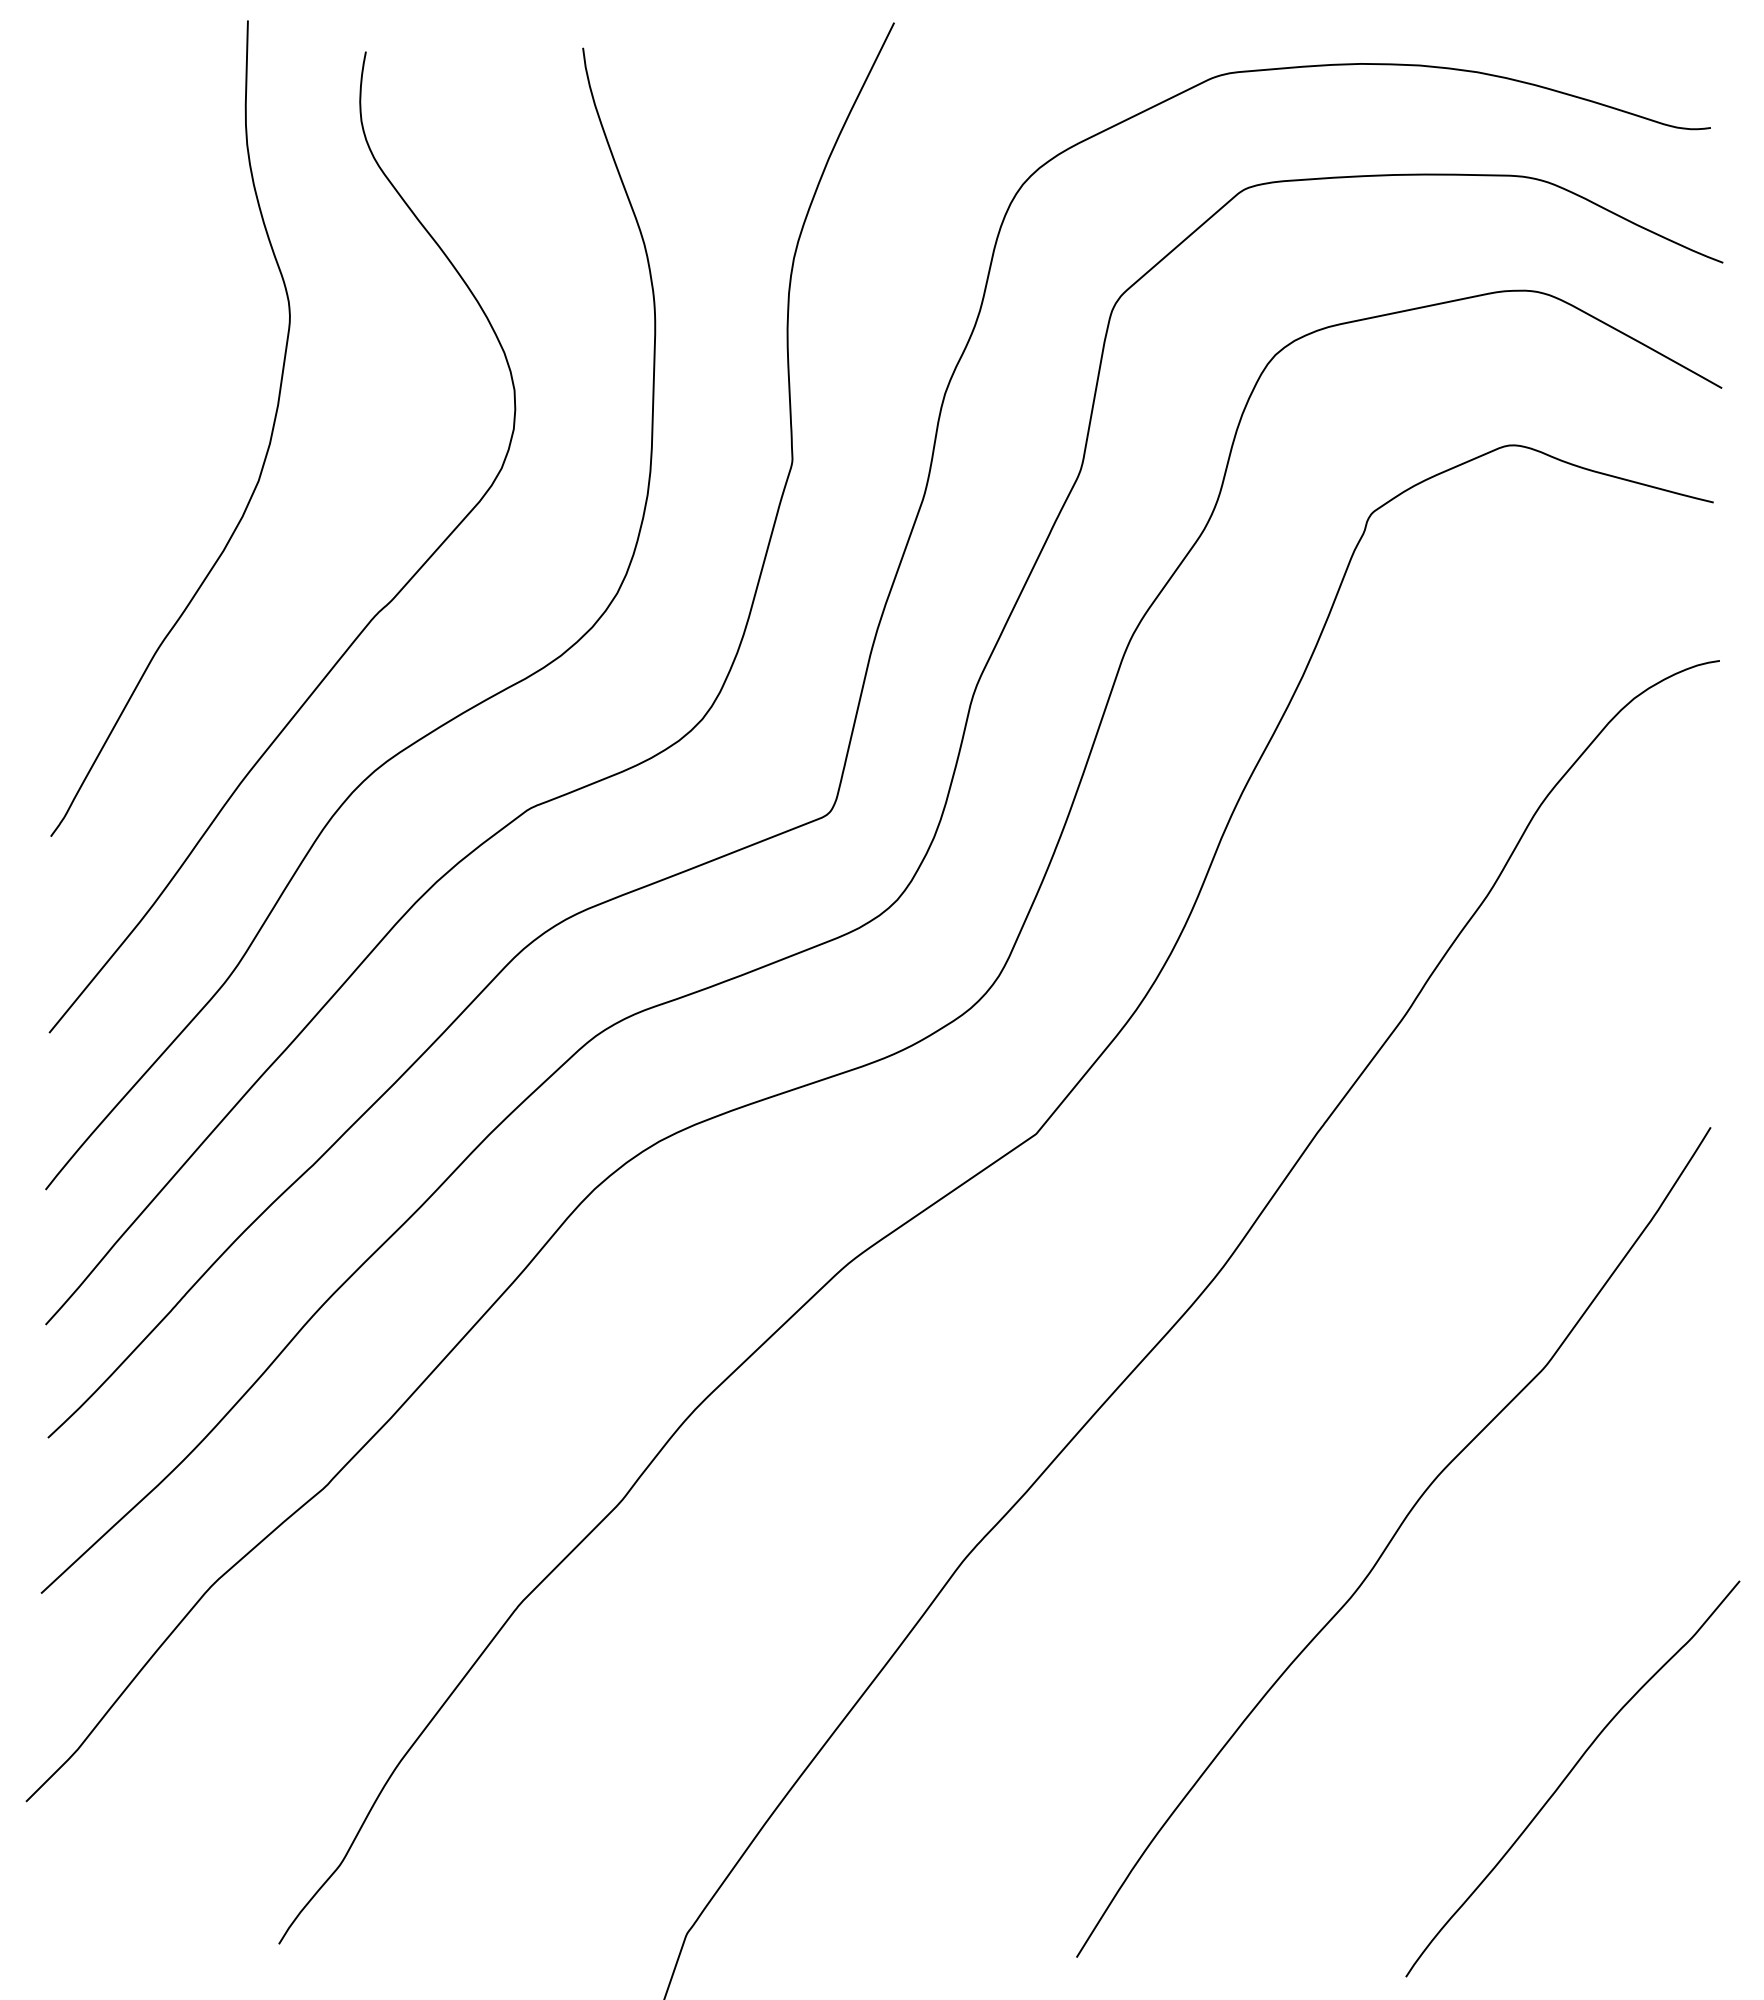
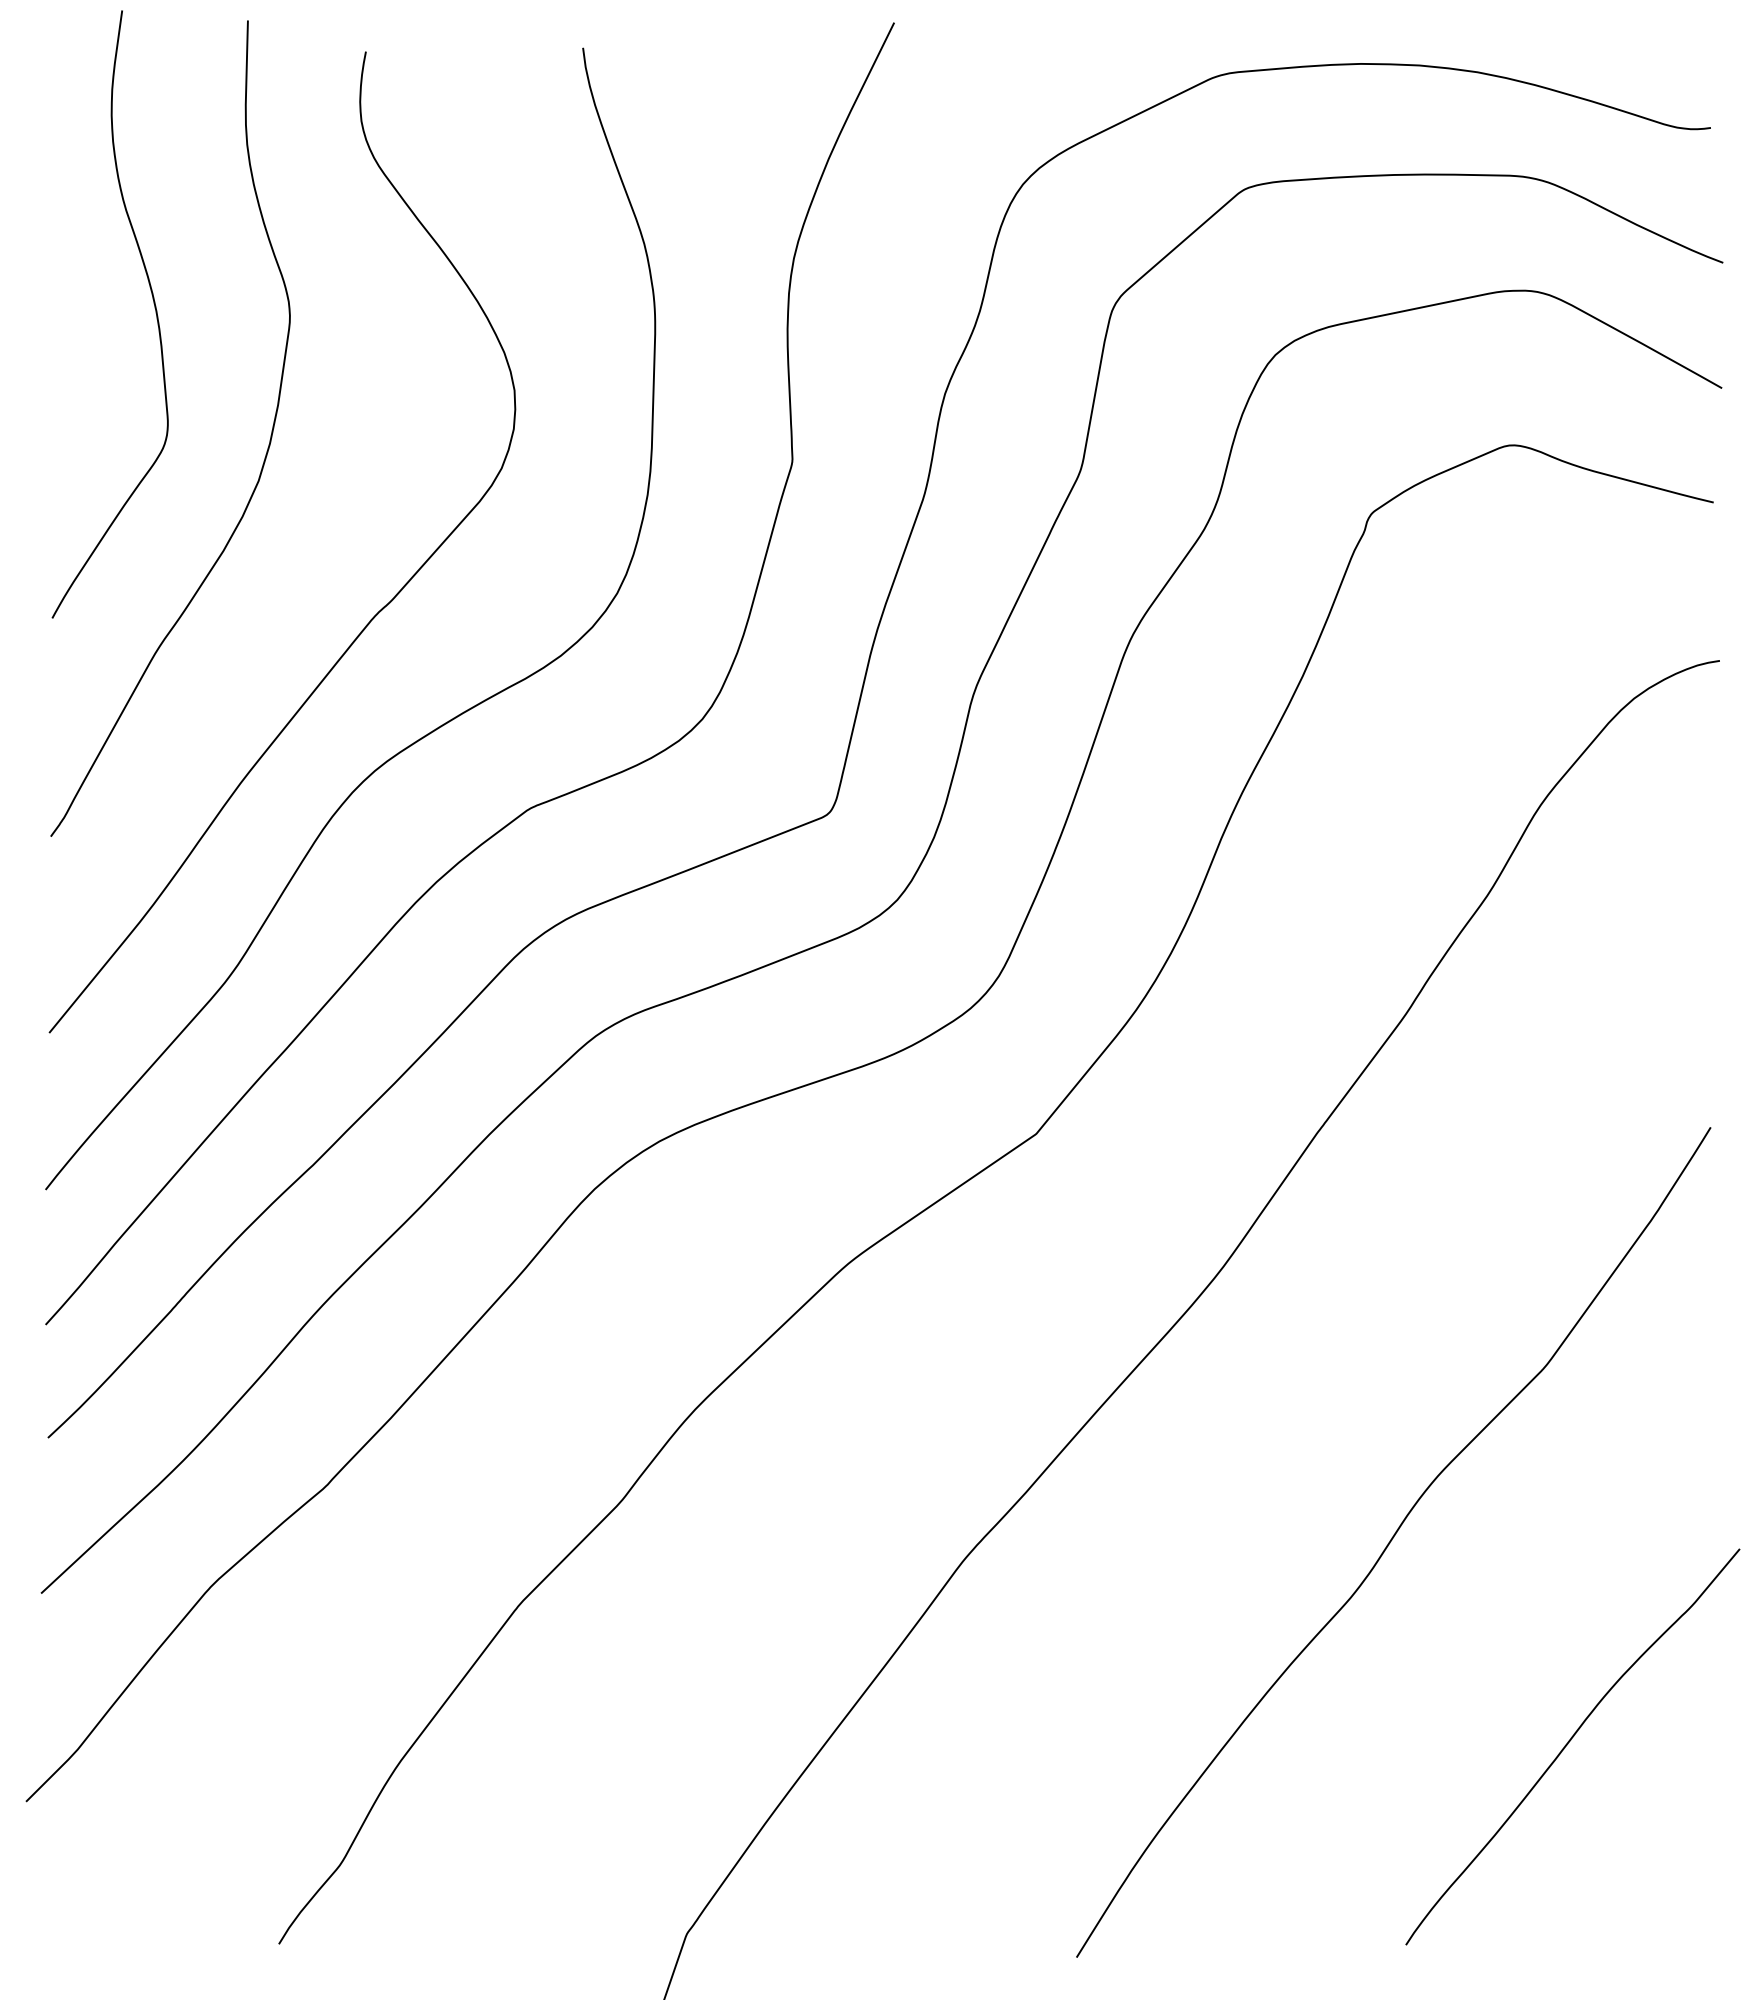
curve: none -> present (153, 303)
curve position: (1568, 1776) -> (1568, 1744) (1568, 1744)
